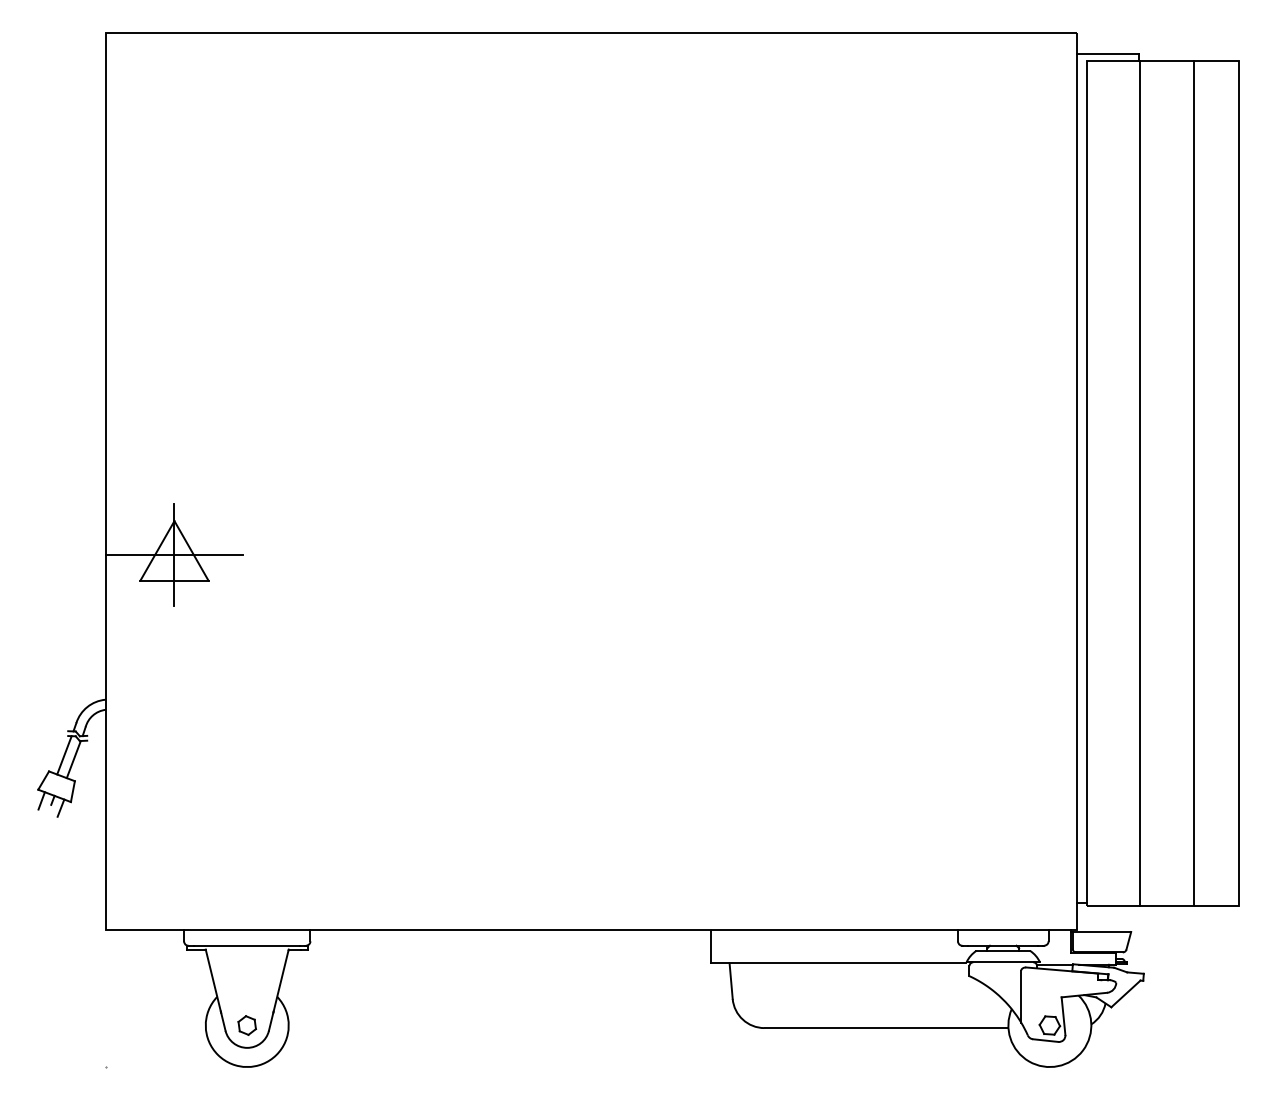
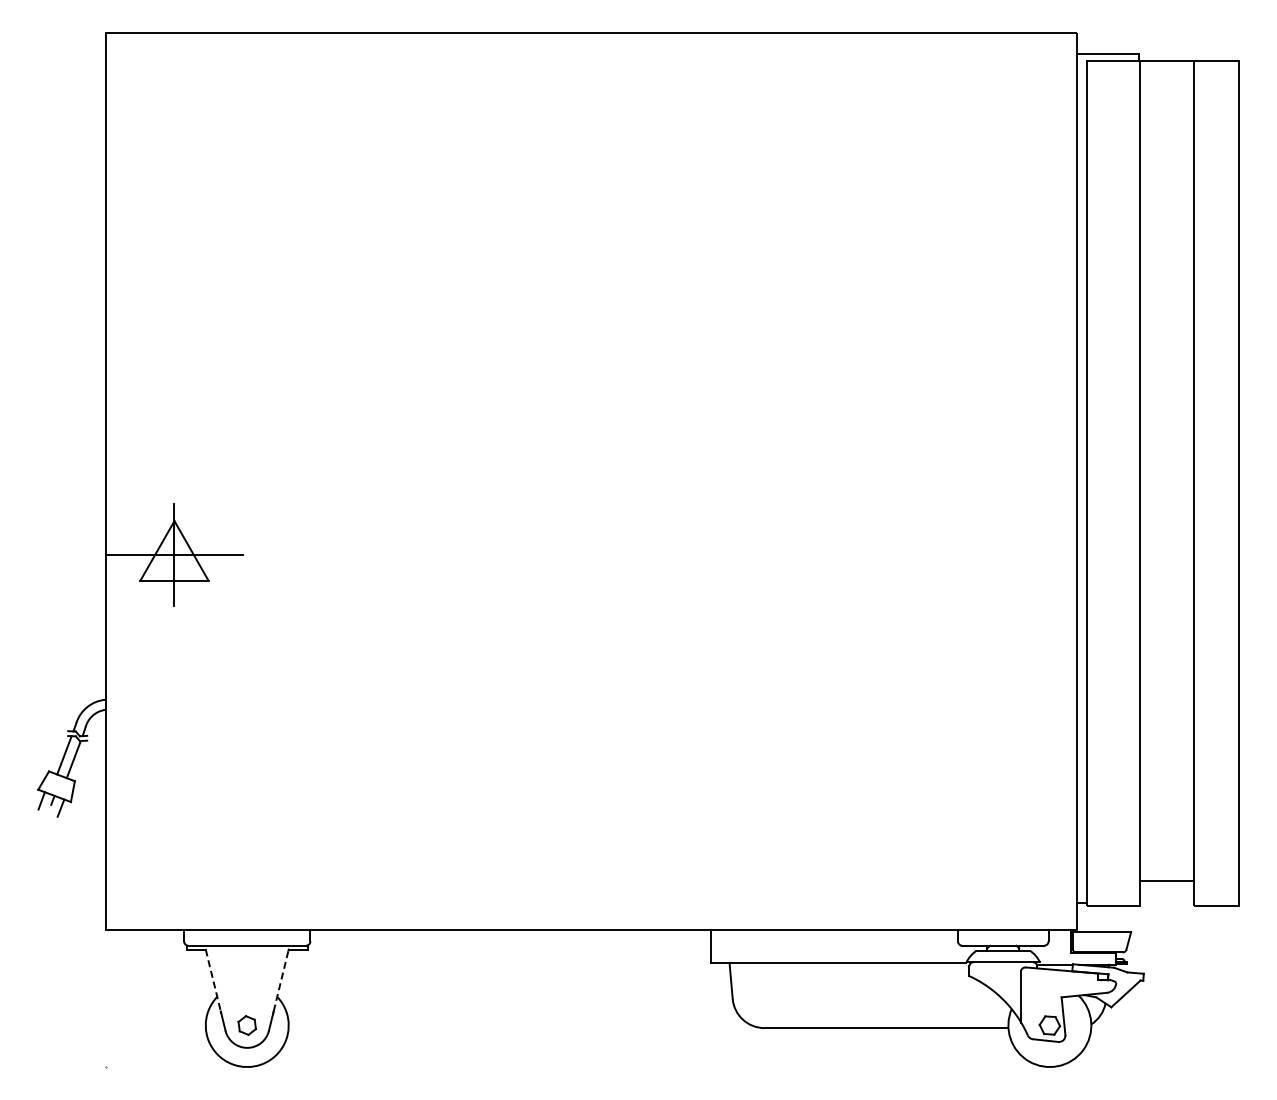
line position: (1166, 906) -> (1166, 881) (1166, 881)
line: solid -> dashed (213, 980)
line: solid -> dashed (281, 980)
